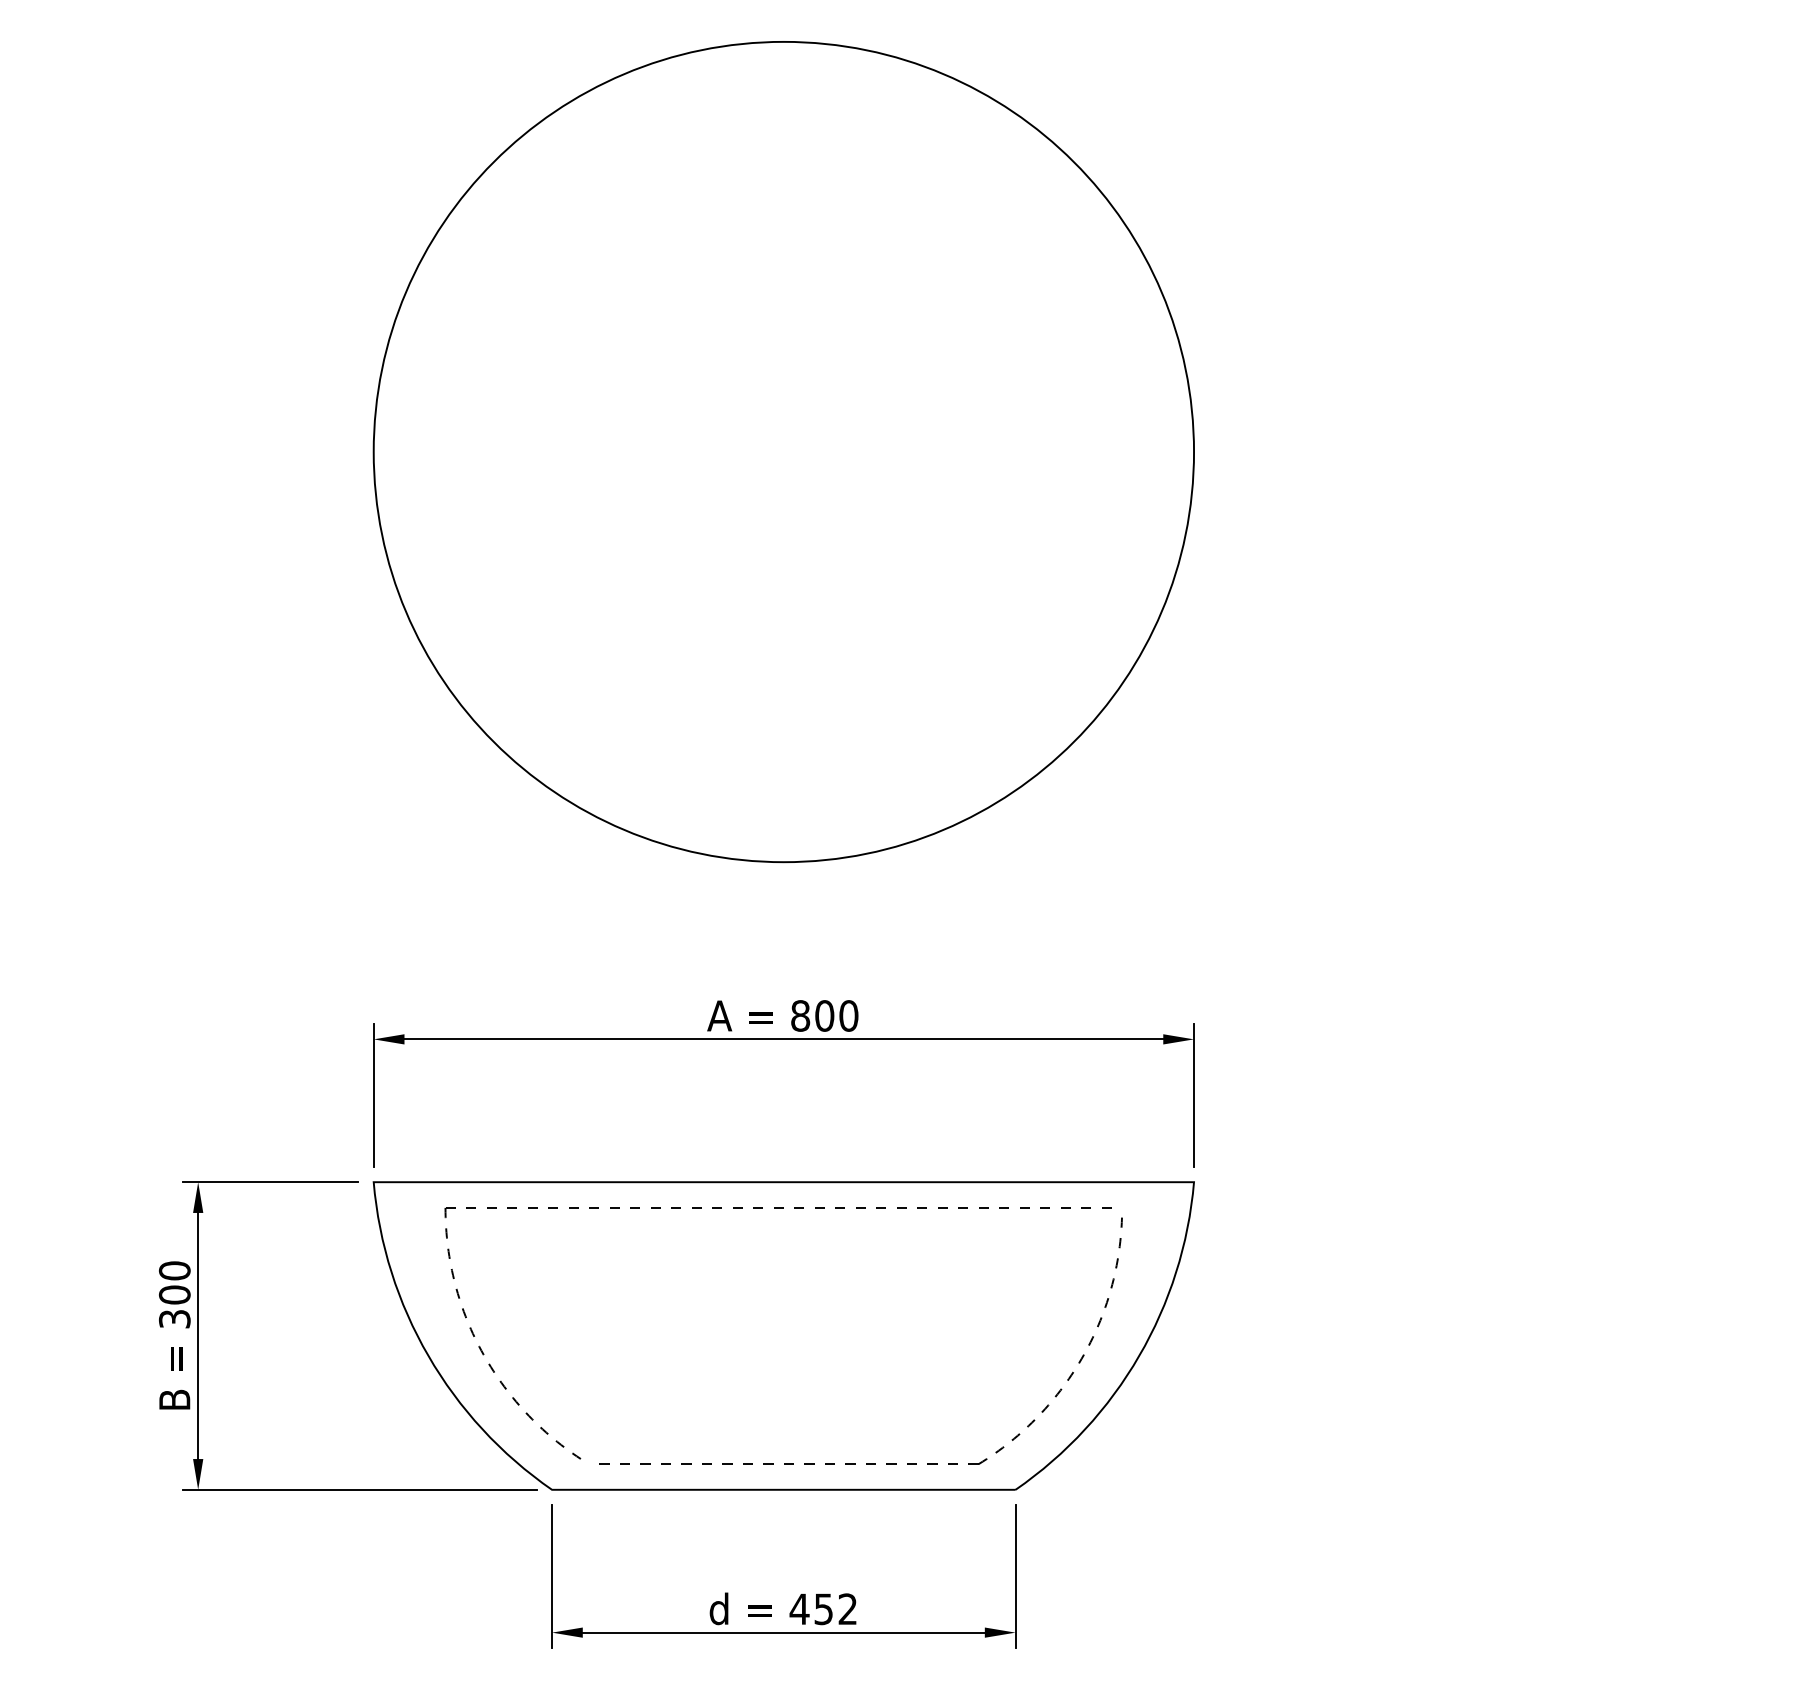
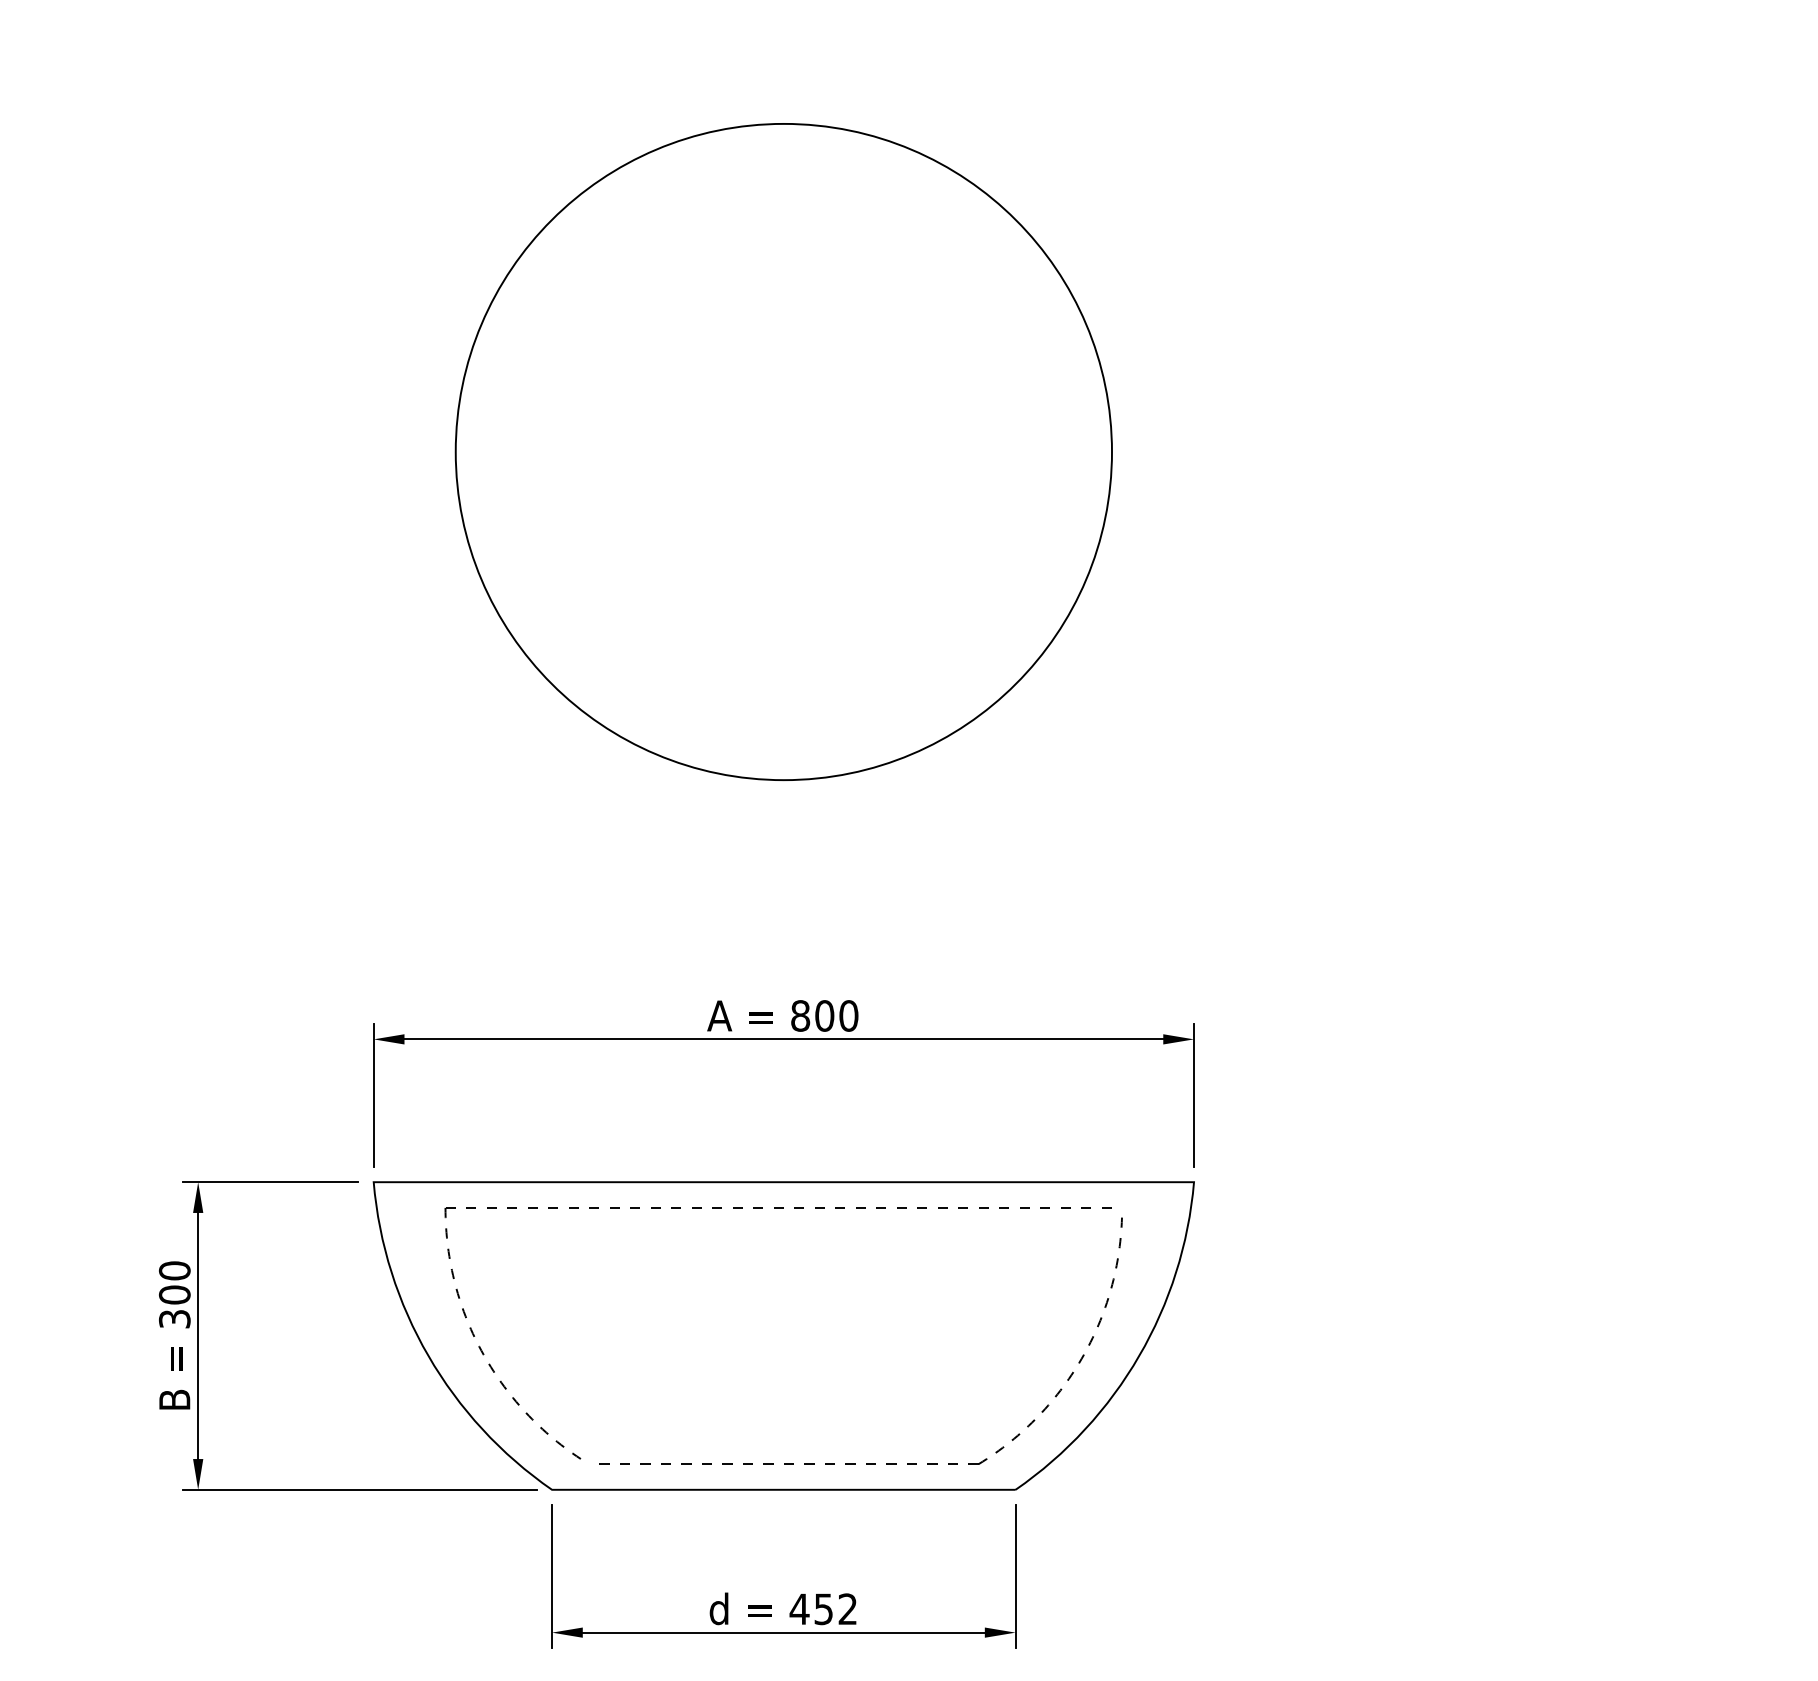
circle diameter: 820 px -> 656 px (783, 451)
